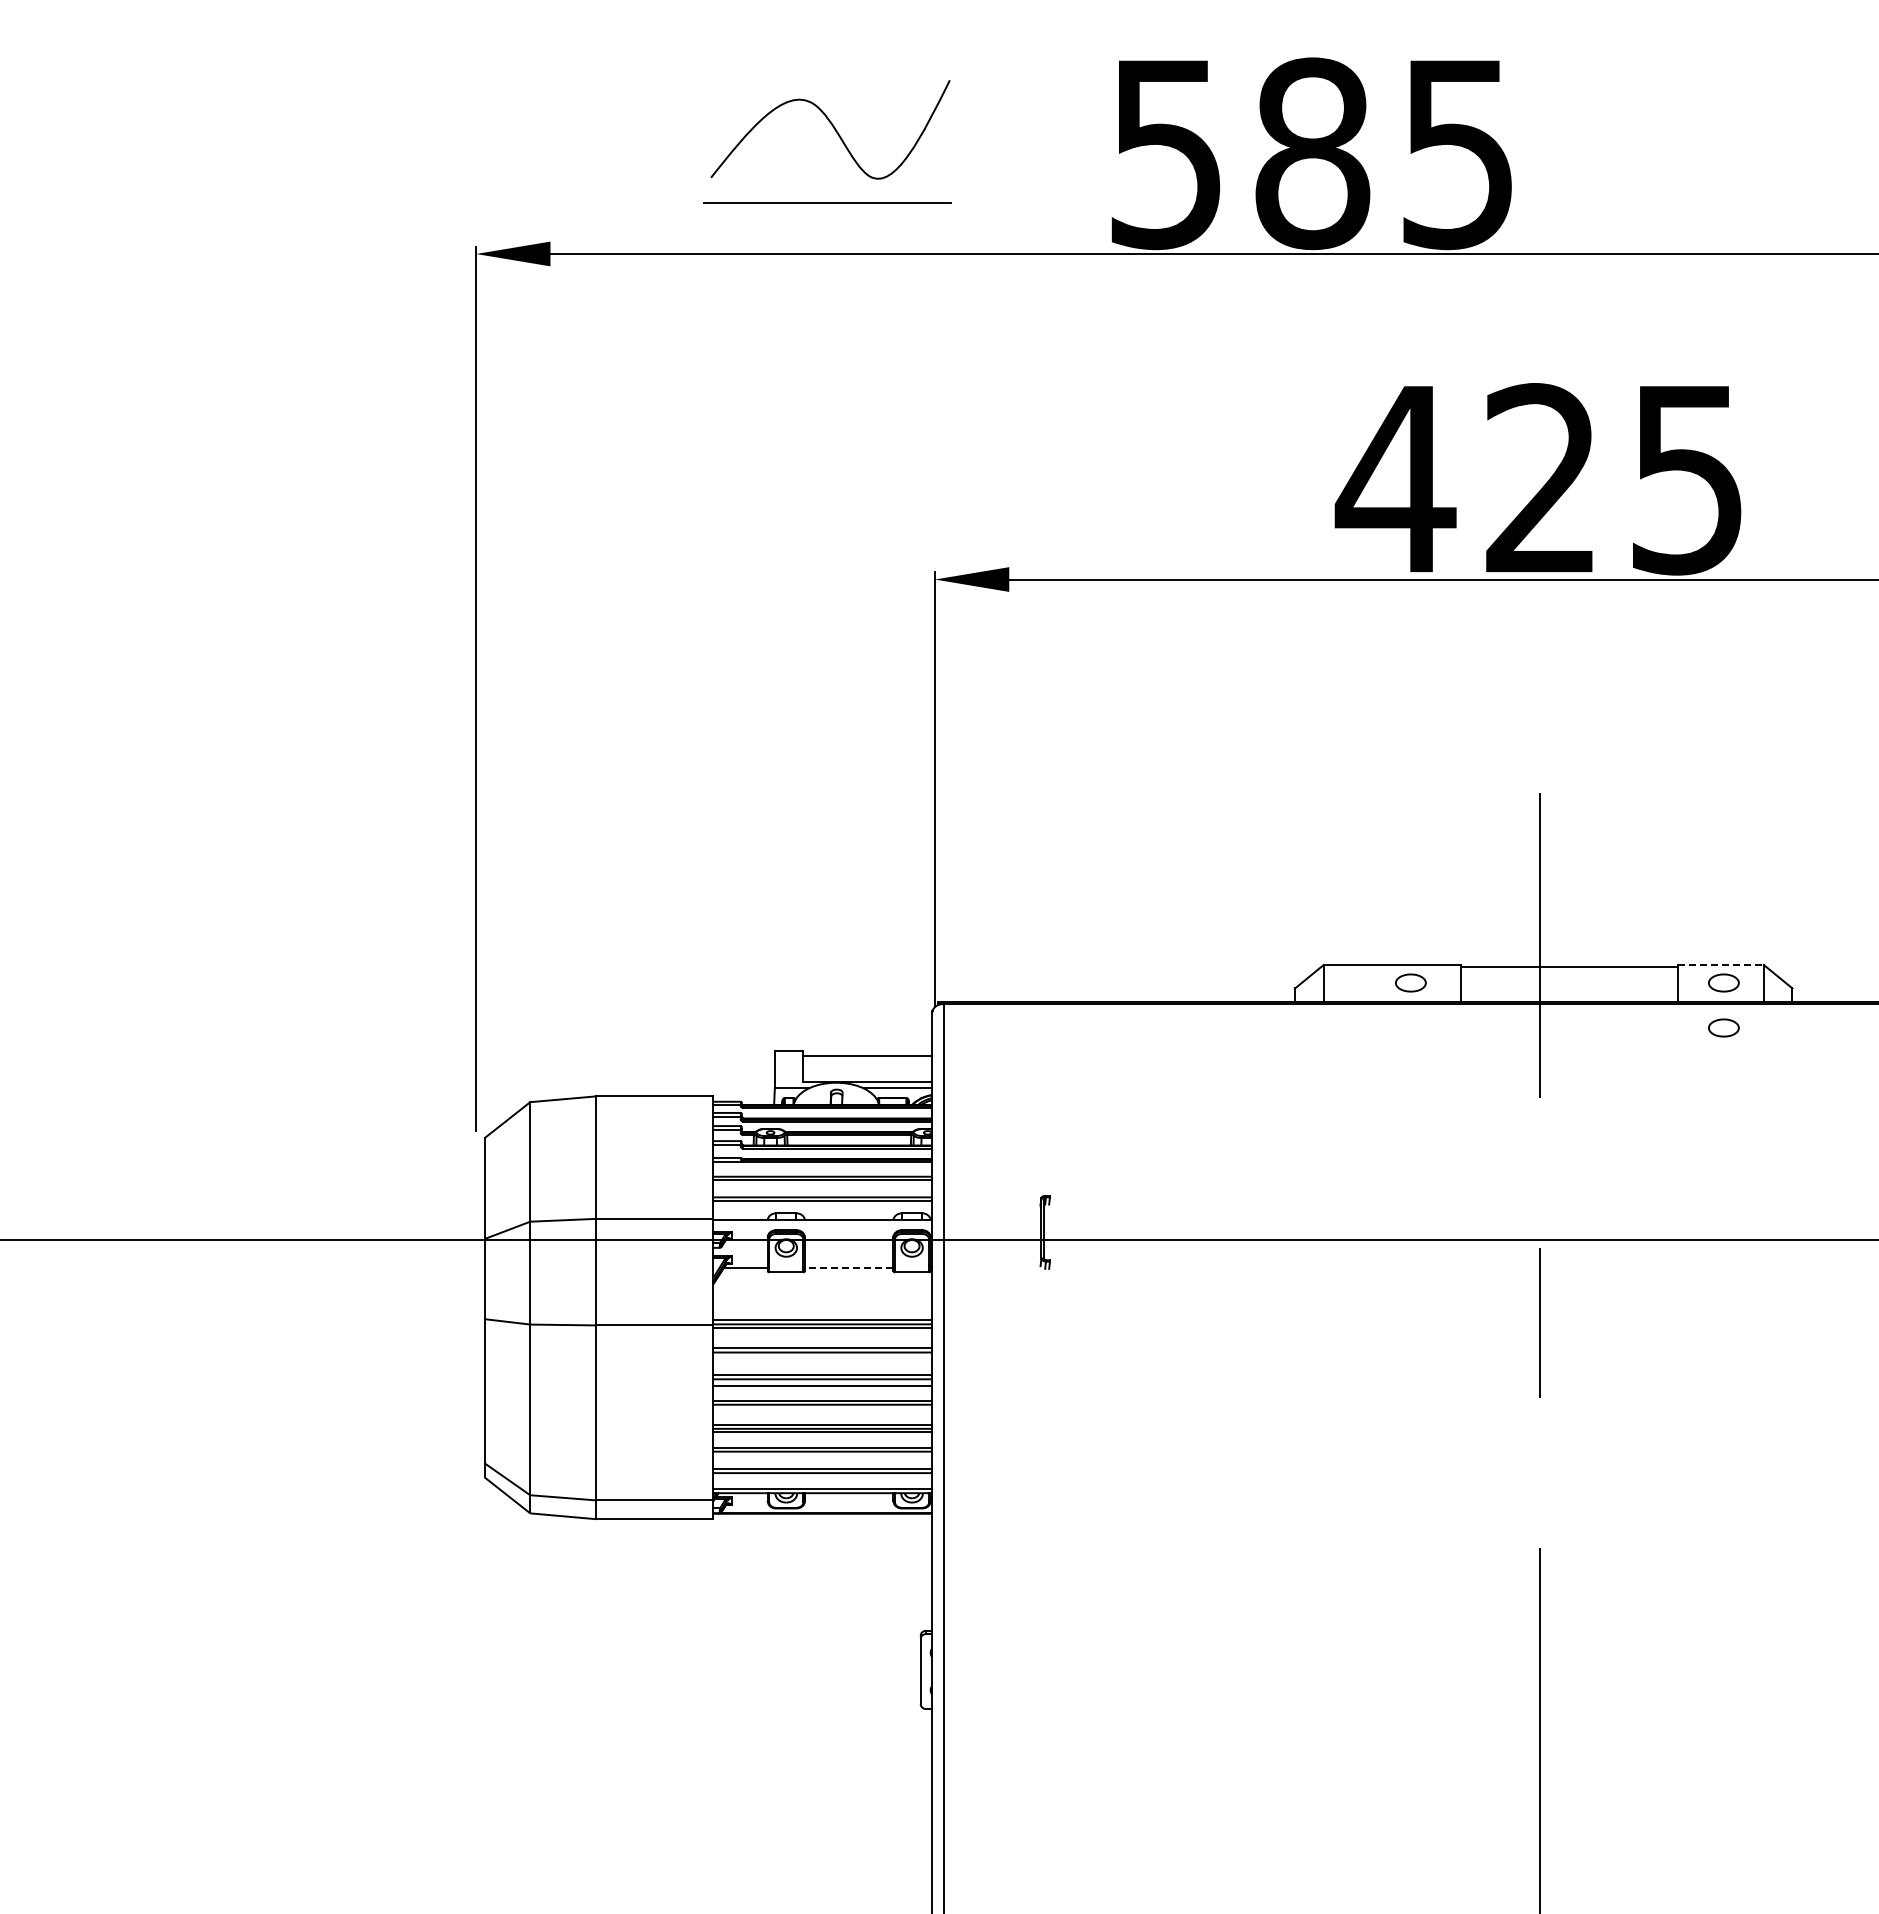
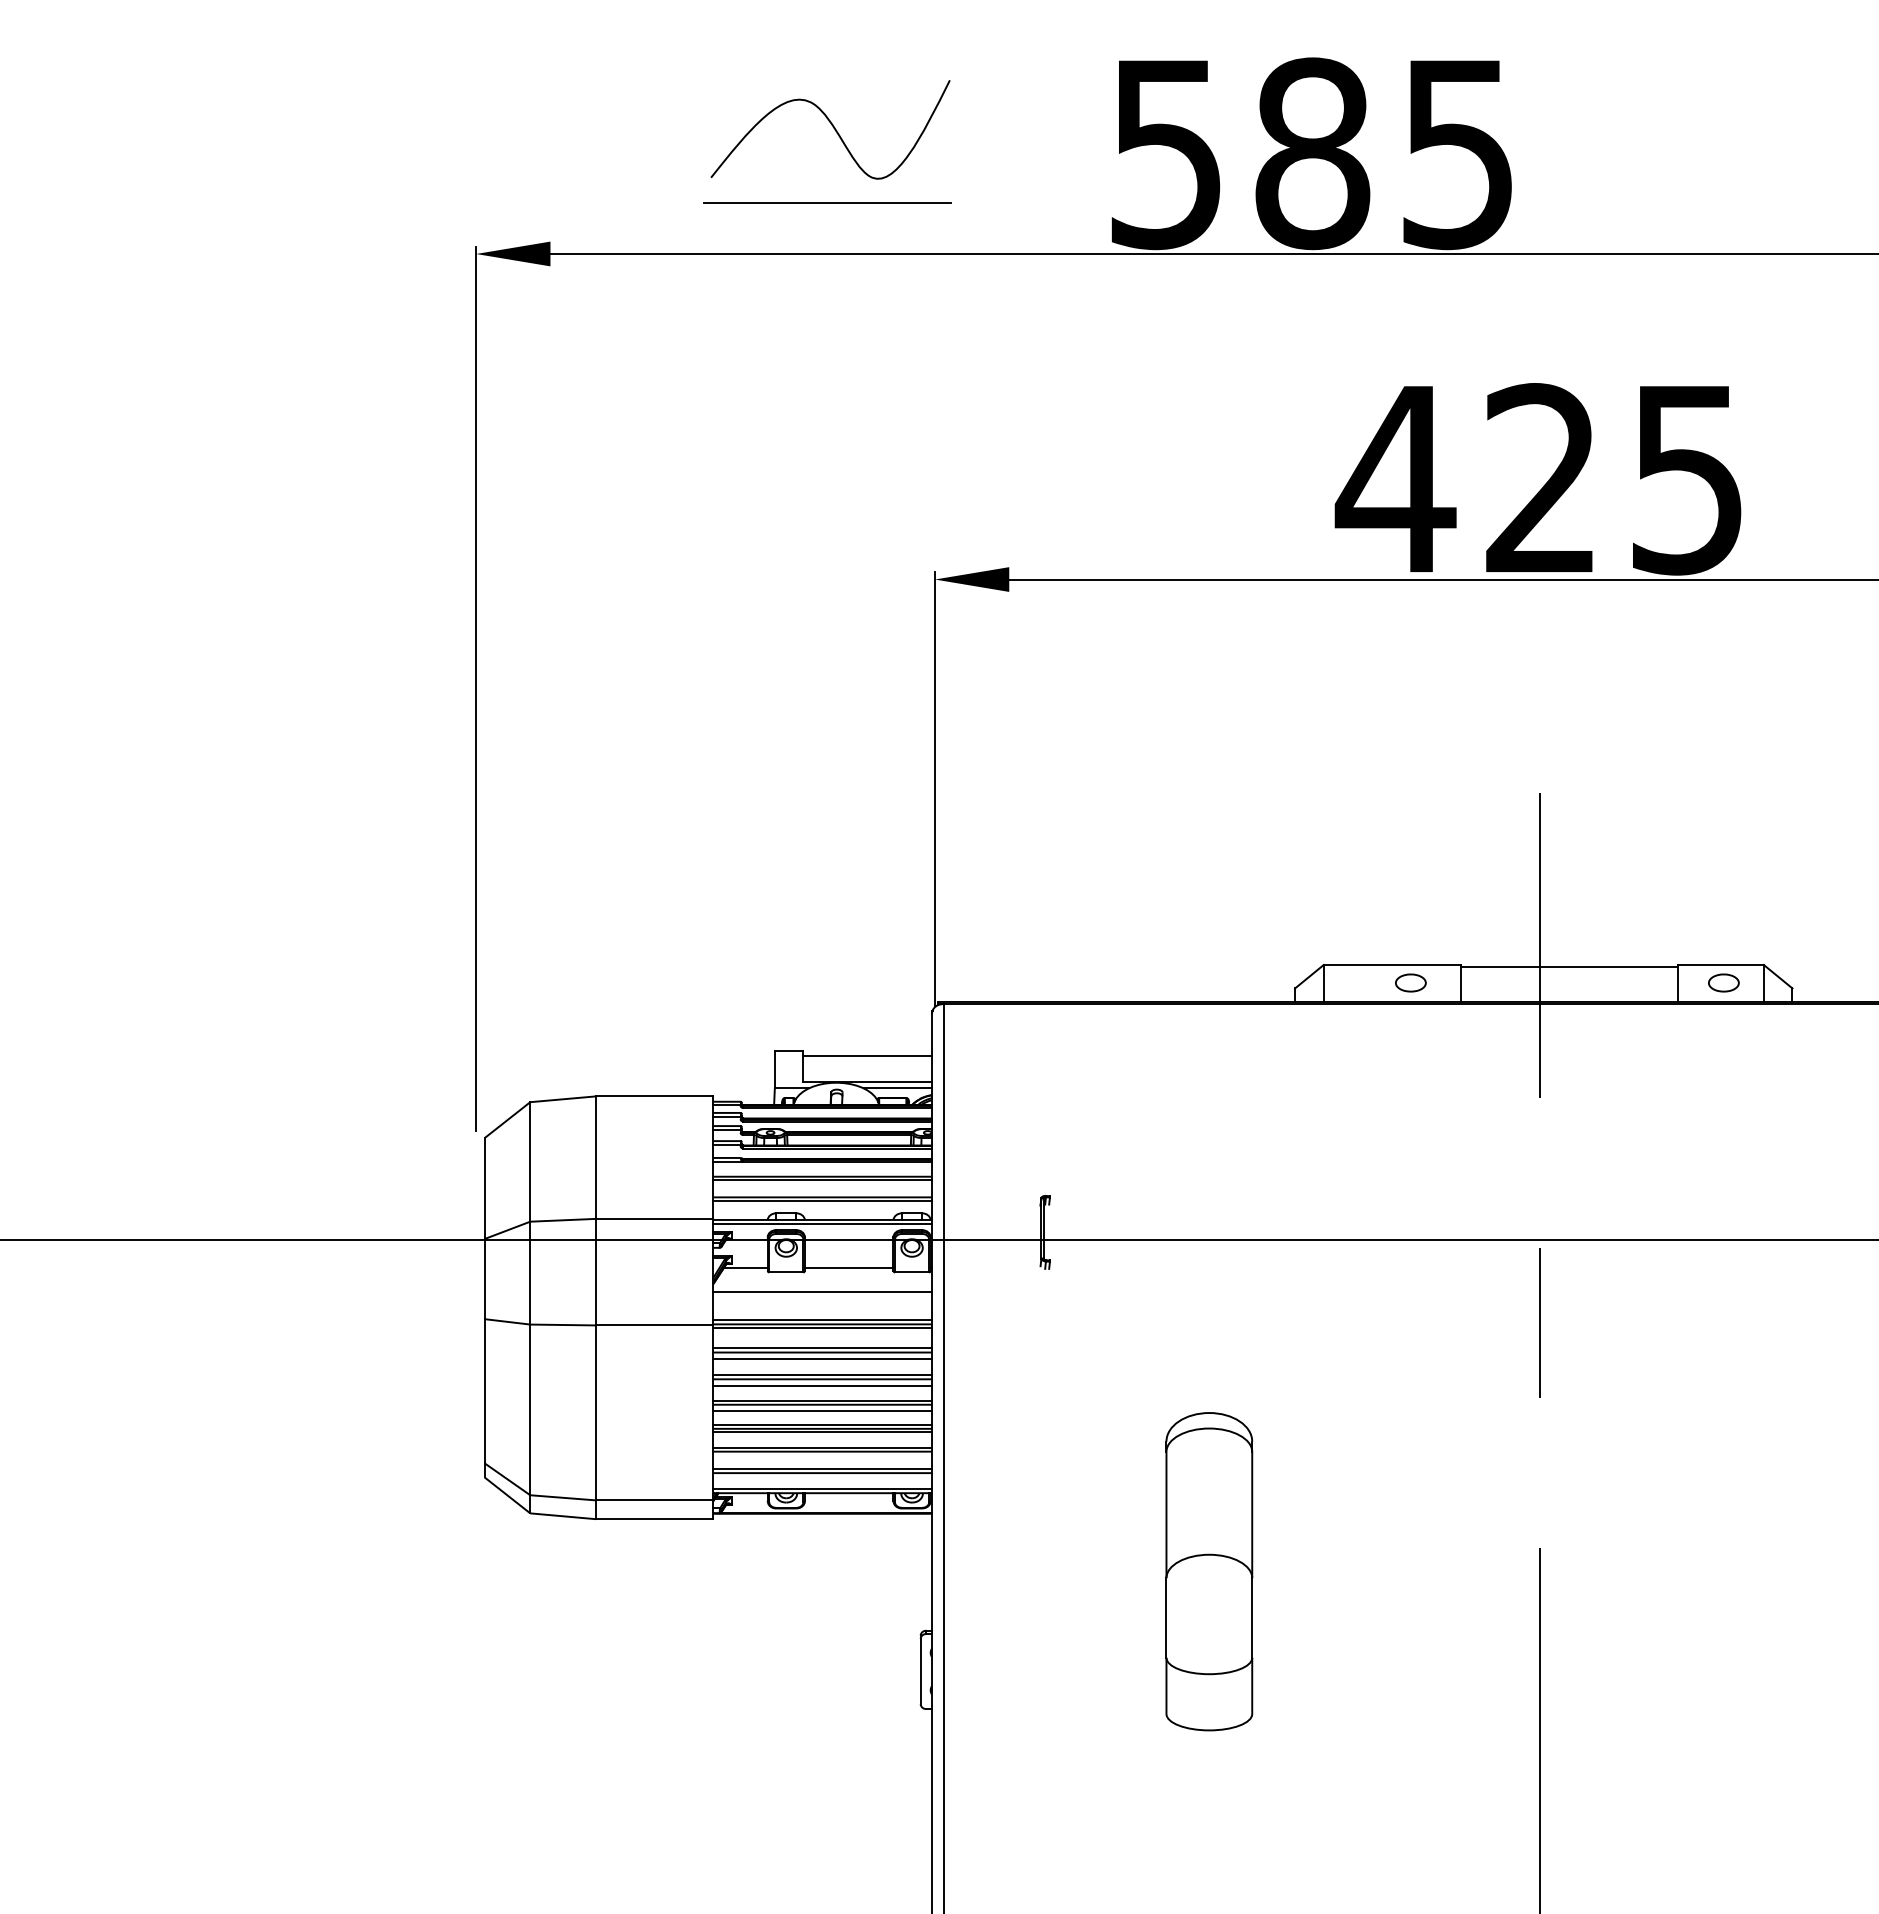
line: dashed -> solid (1721, 965)
part: present -> none (1723, 1027)
line: none -> present (822, 1223)
line: dashed -> solid (848, 1267)
line: none -> present (822, 1291)
line: none -> present (822, 1358)
line: none -> present (822, 1410)
part: none -> present (1209, 1571)
